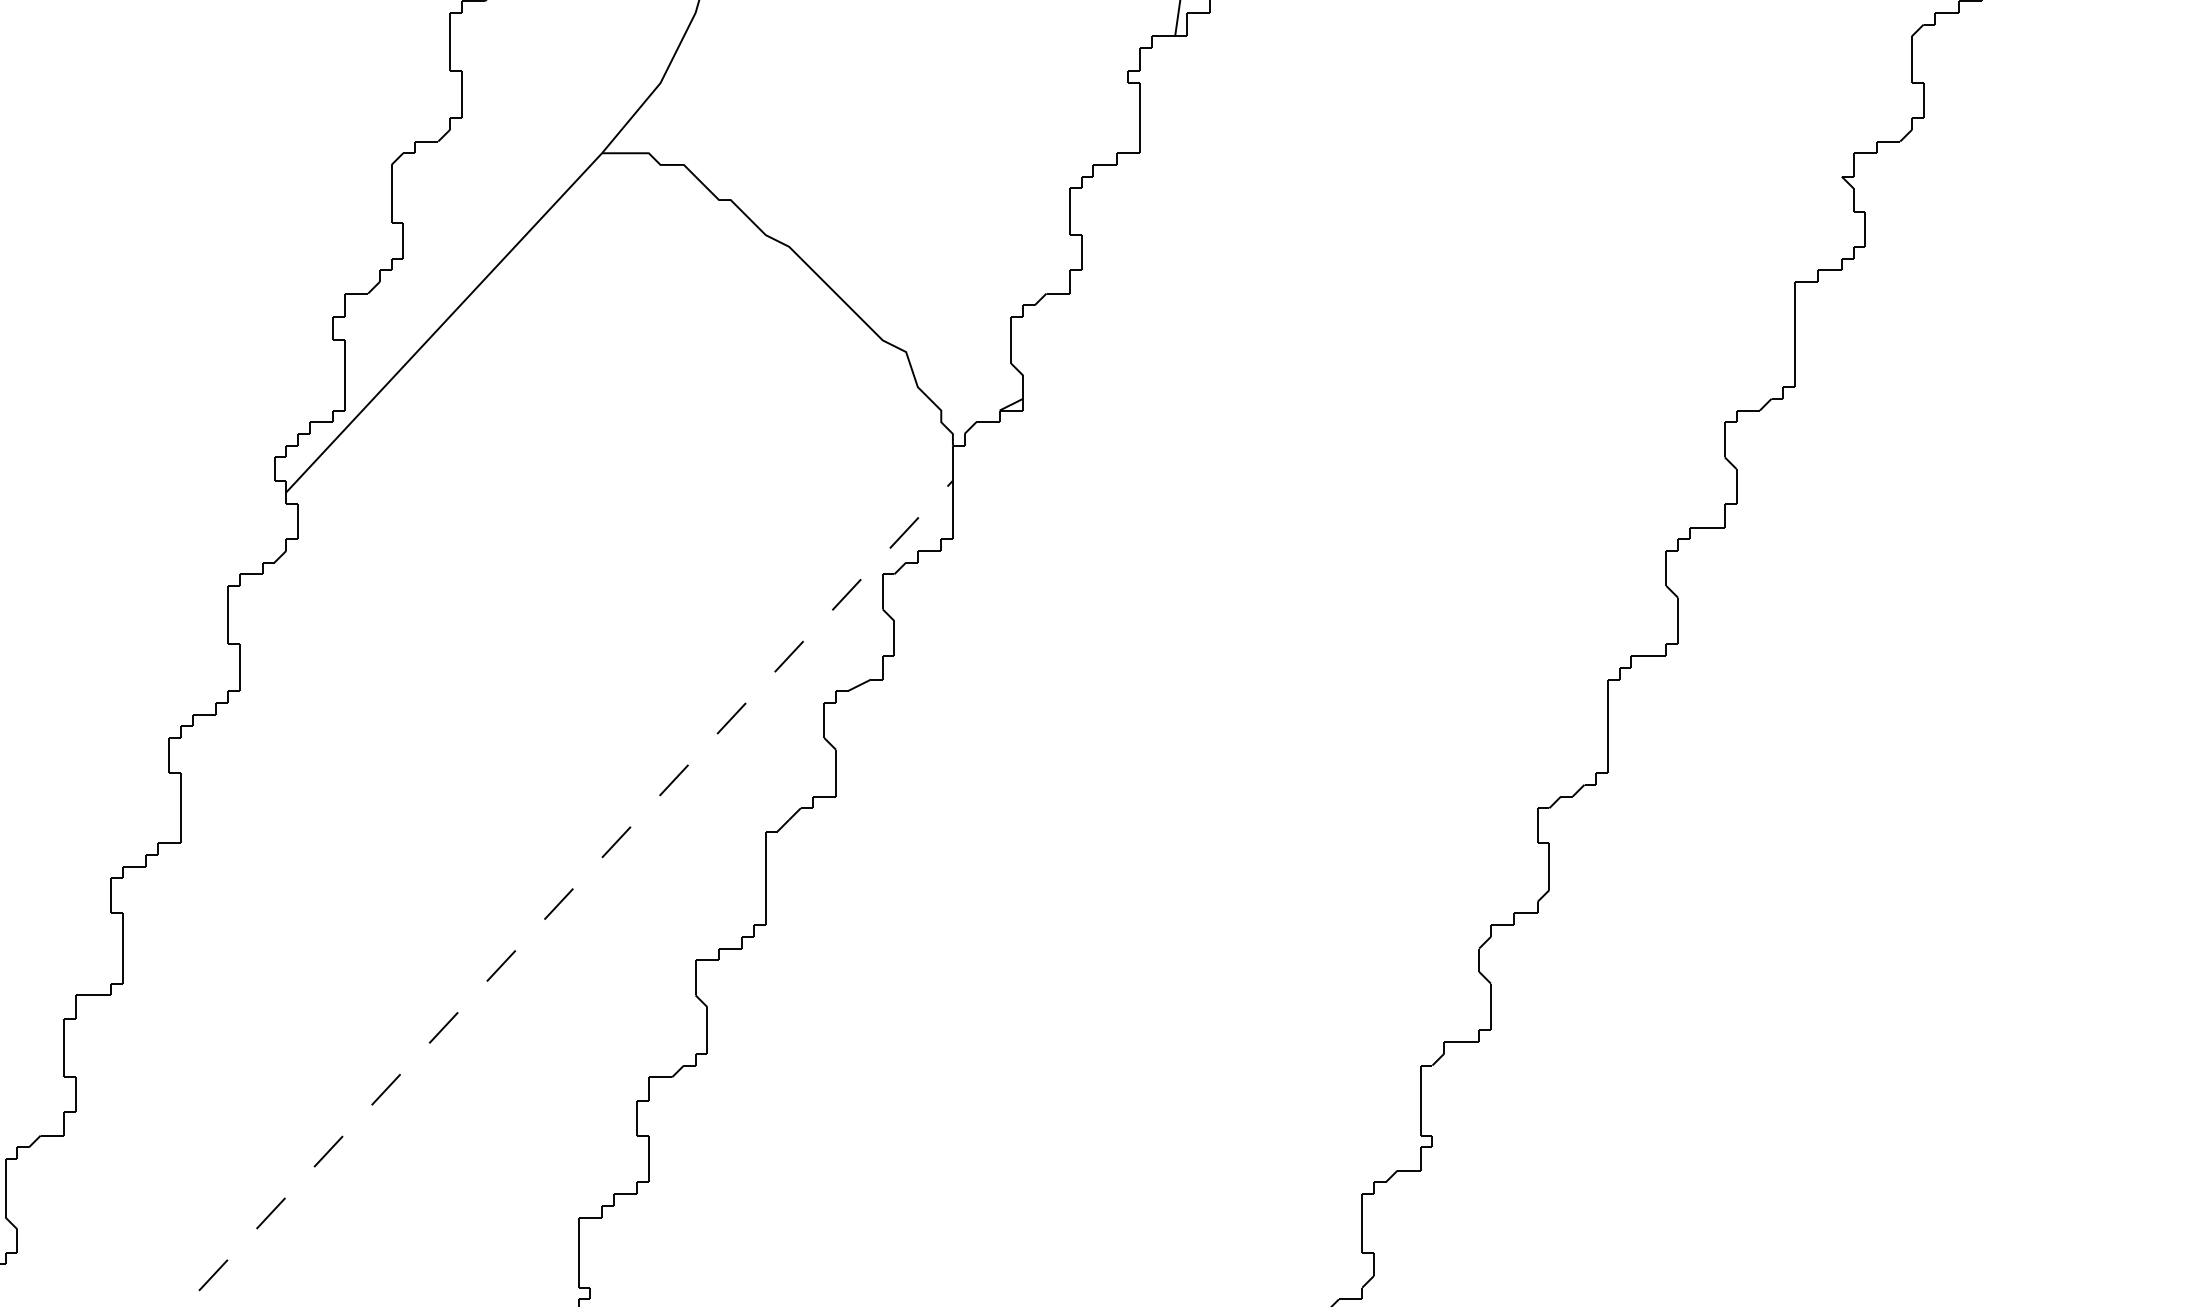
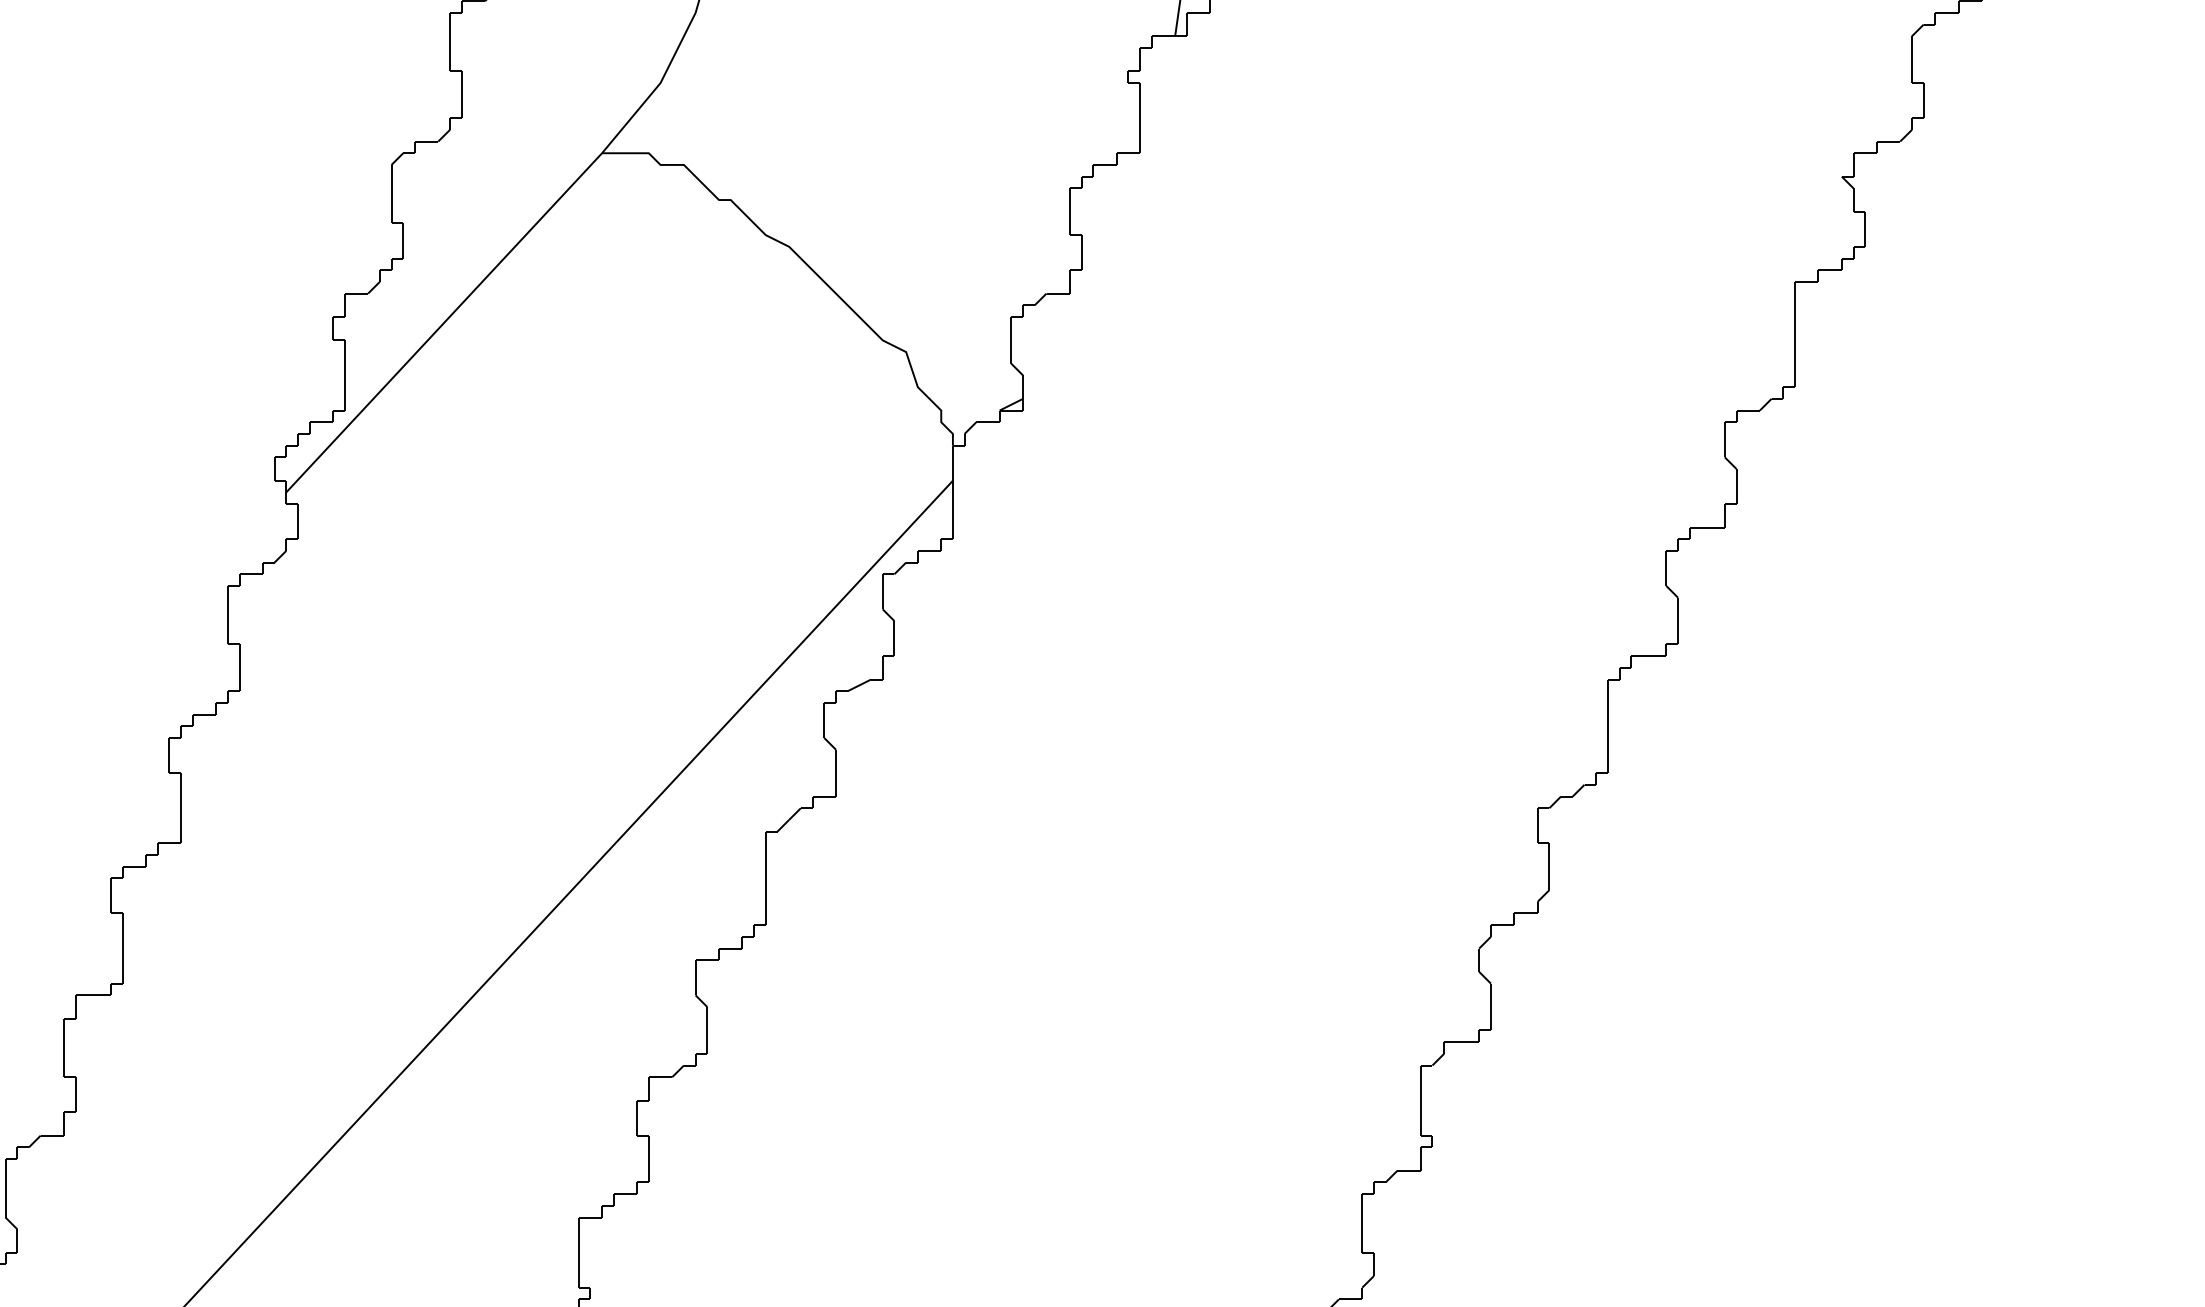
line: dashed -> solid (568, 893)
